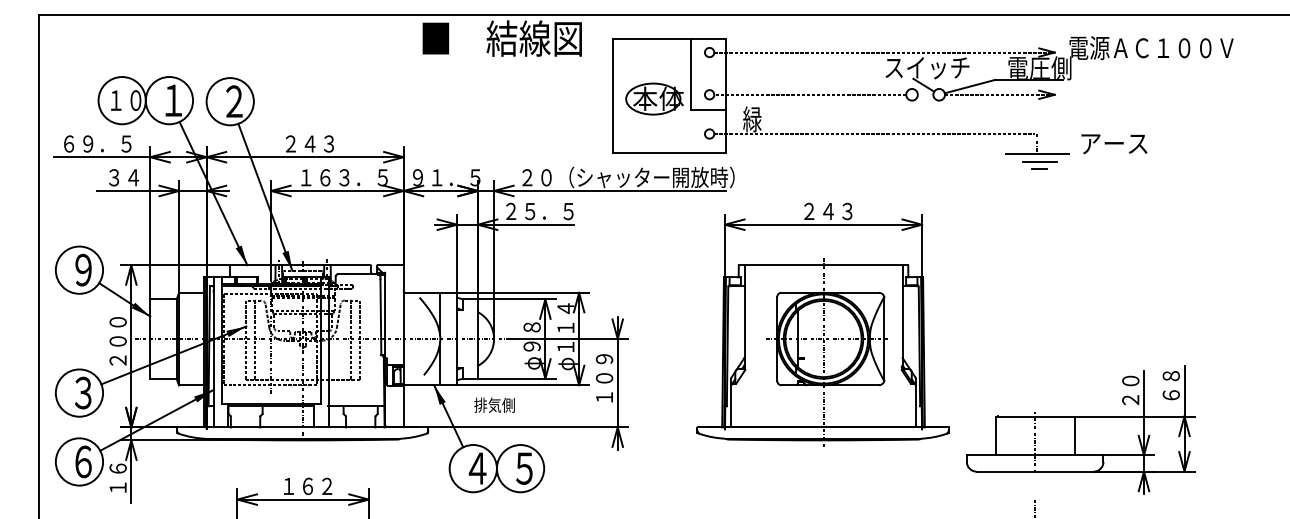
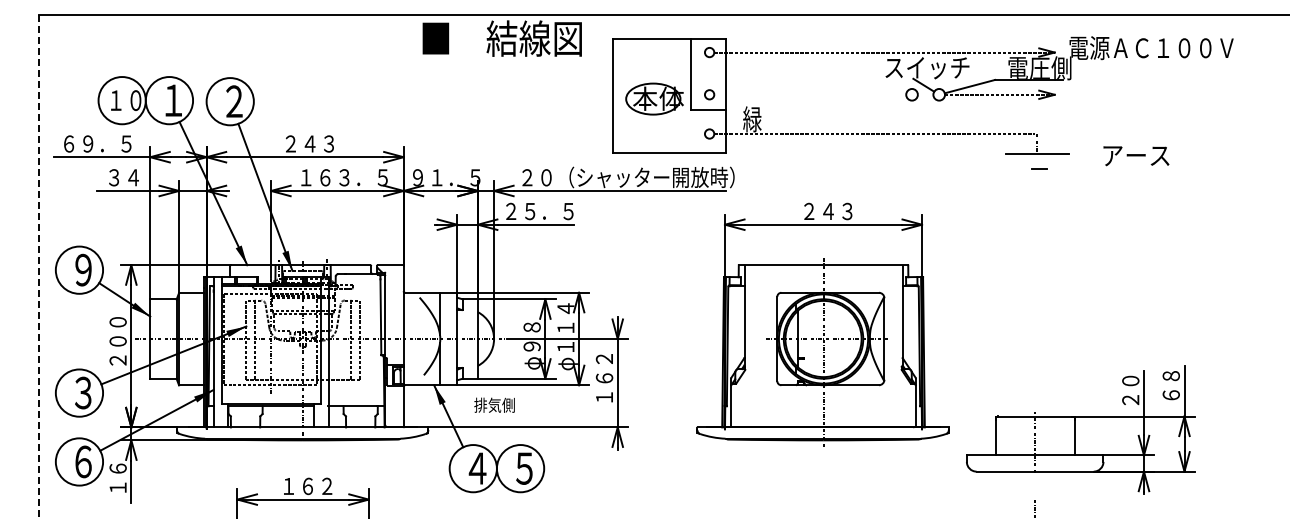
line: present -> none (810, 94)
text position: (1114, 144) -> (1136, 156) (1136, 156)
line: present -> none (1039, 161)
line: solid -> dashed (38, 267)
text: １０９ -> １６２ (604, 368)
